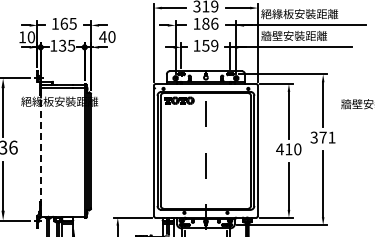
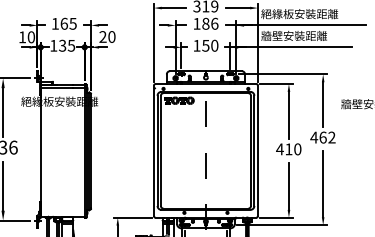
text: 40 -> 20 (102, 36)
text: 159 -> 150 (214, 45)
text: 371 -> 462 (322, 137)
line: dashed -> solid (40, 152)
